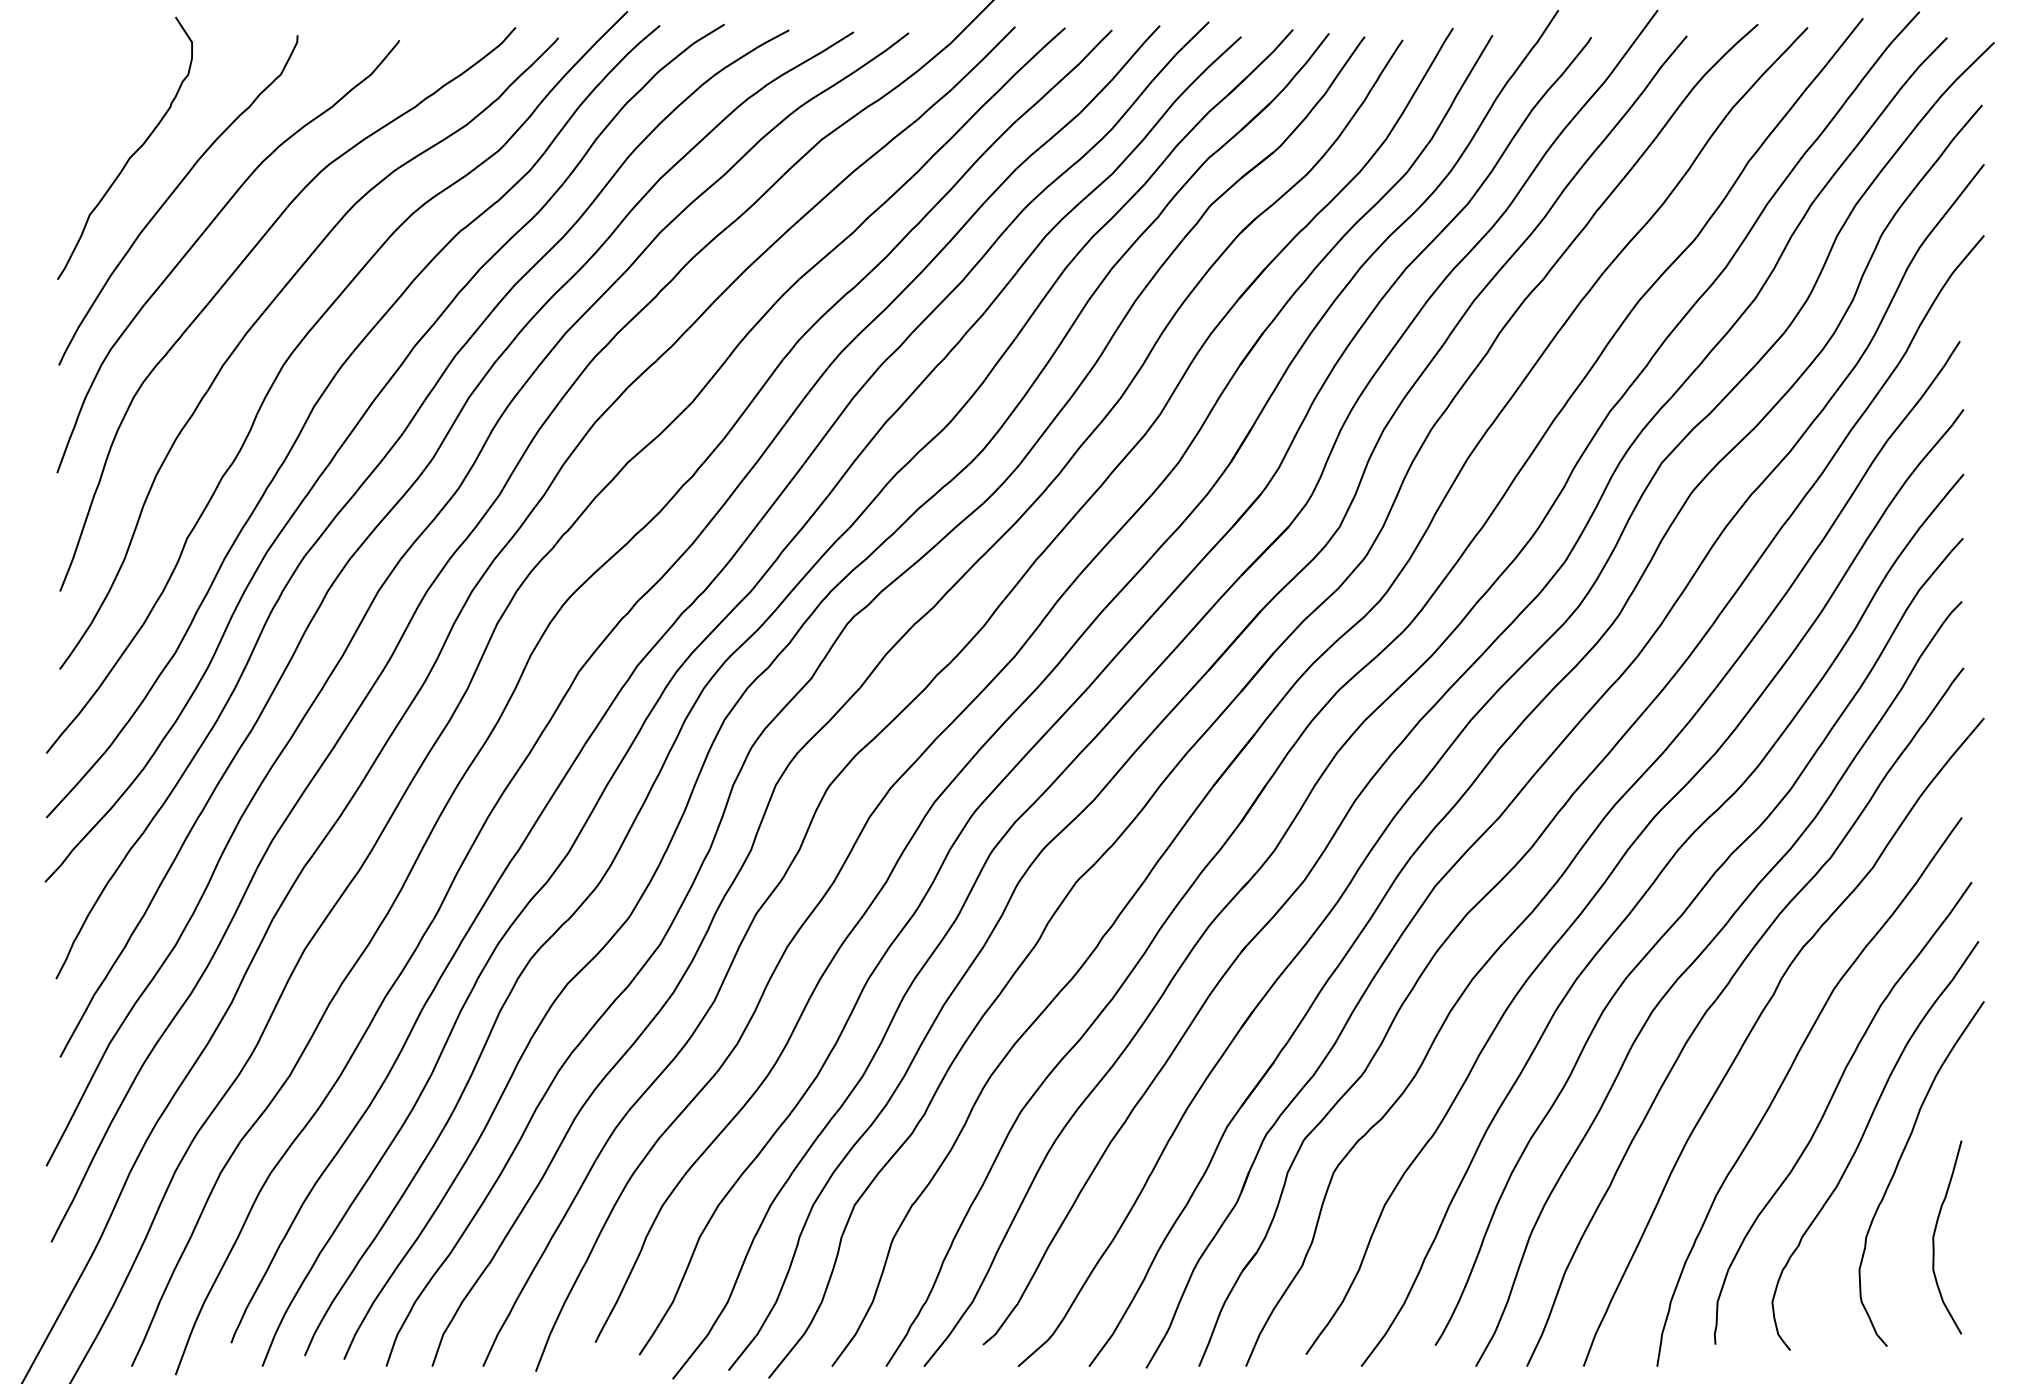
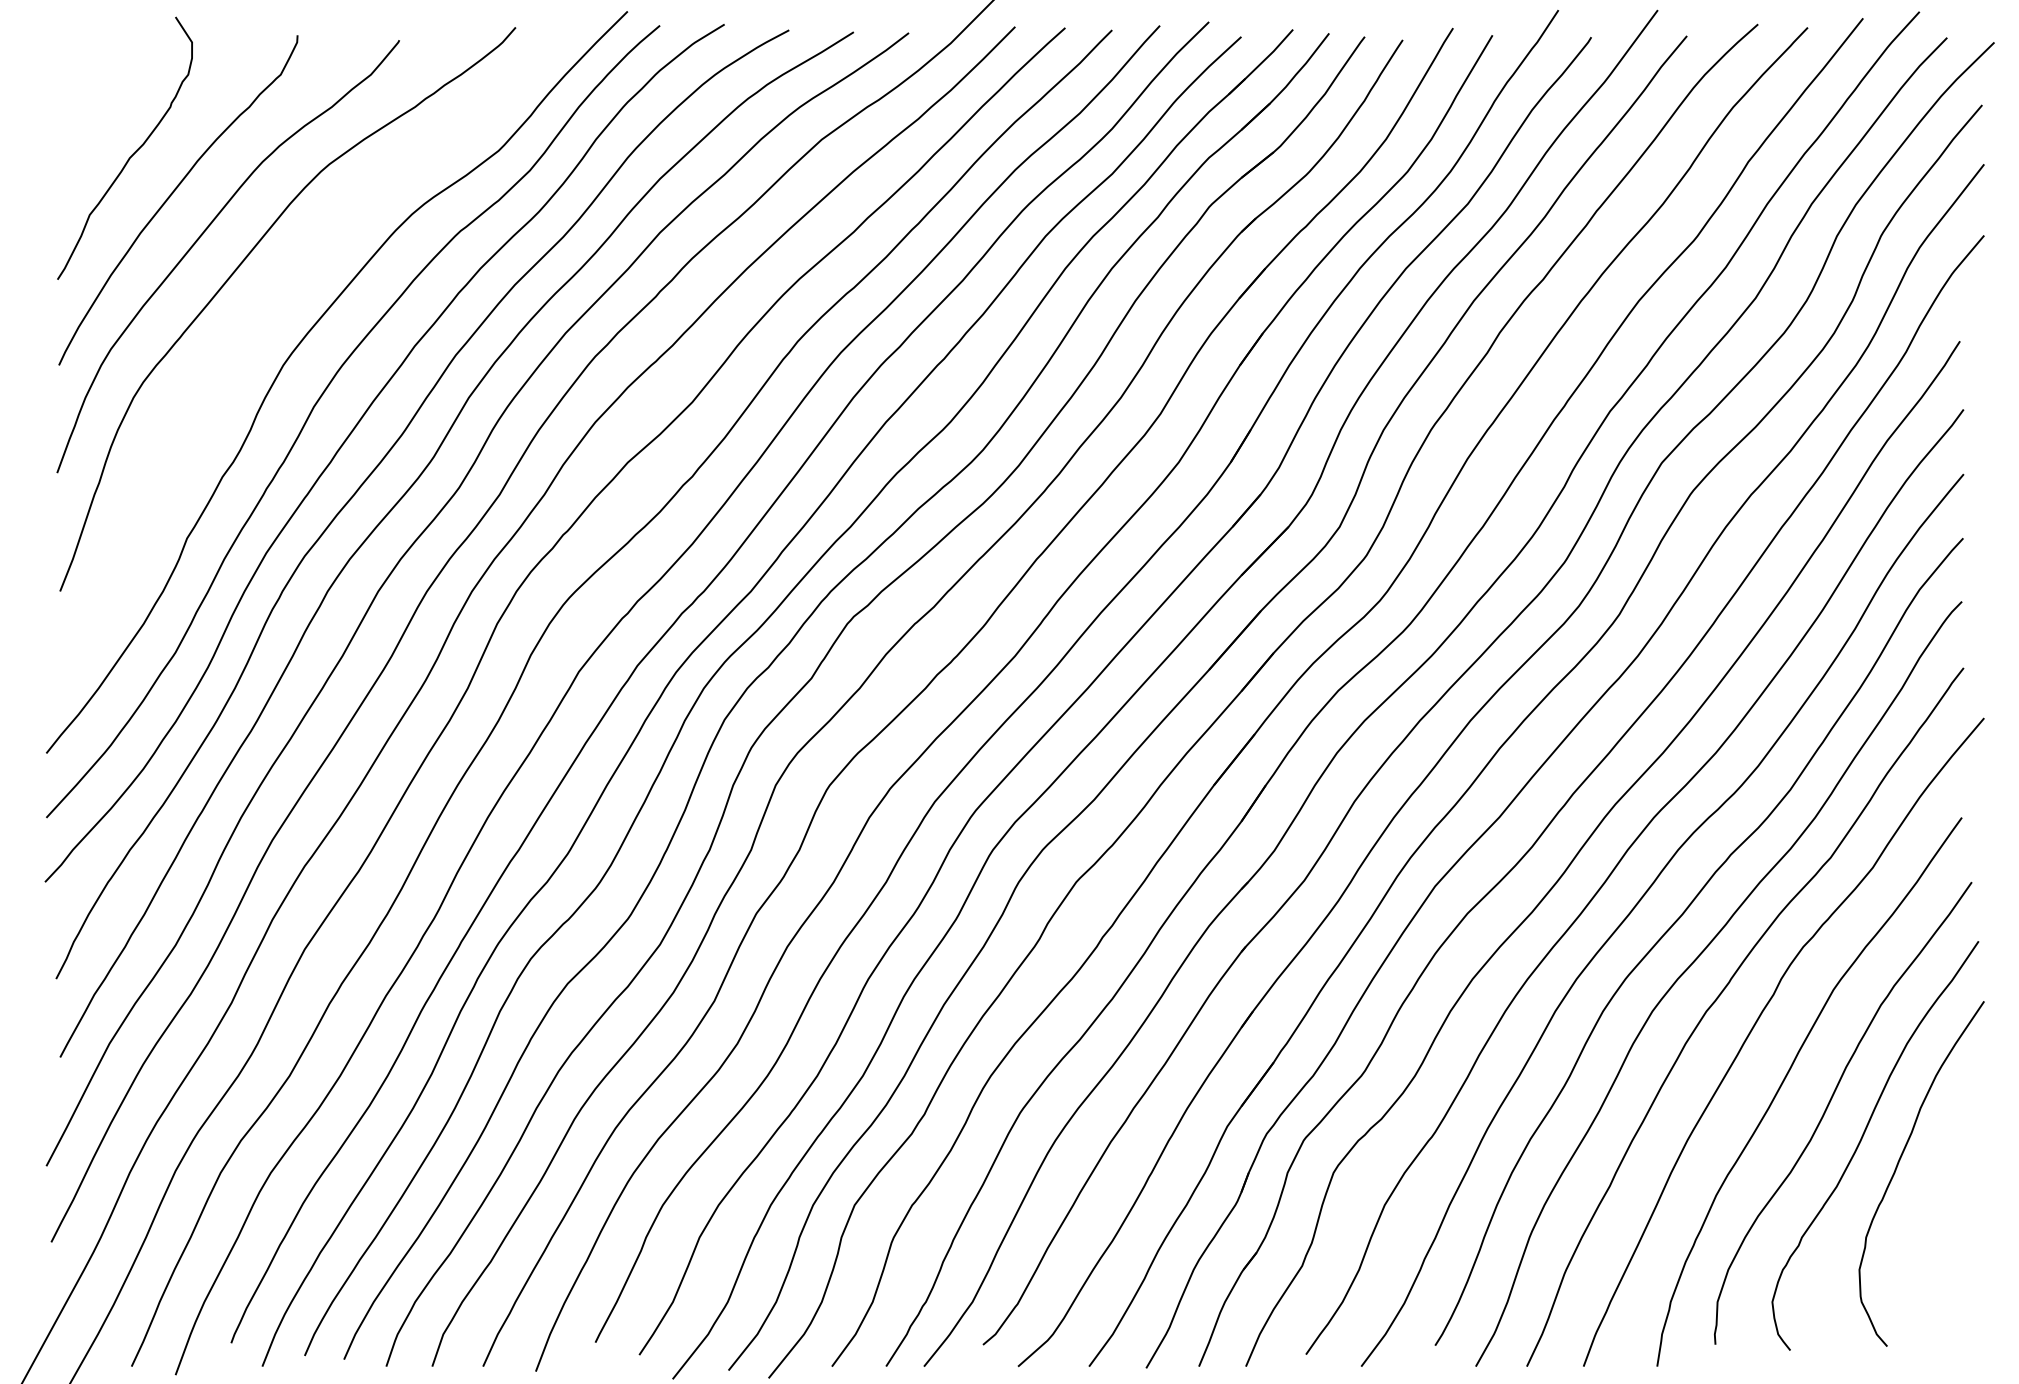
curve: present -> none (264, 313)
curve: present -> none (1935, 1233)
